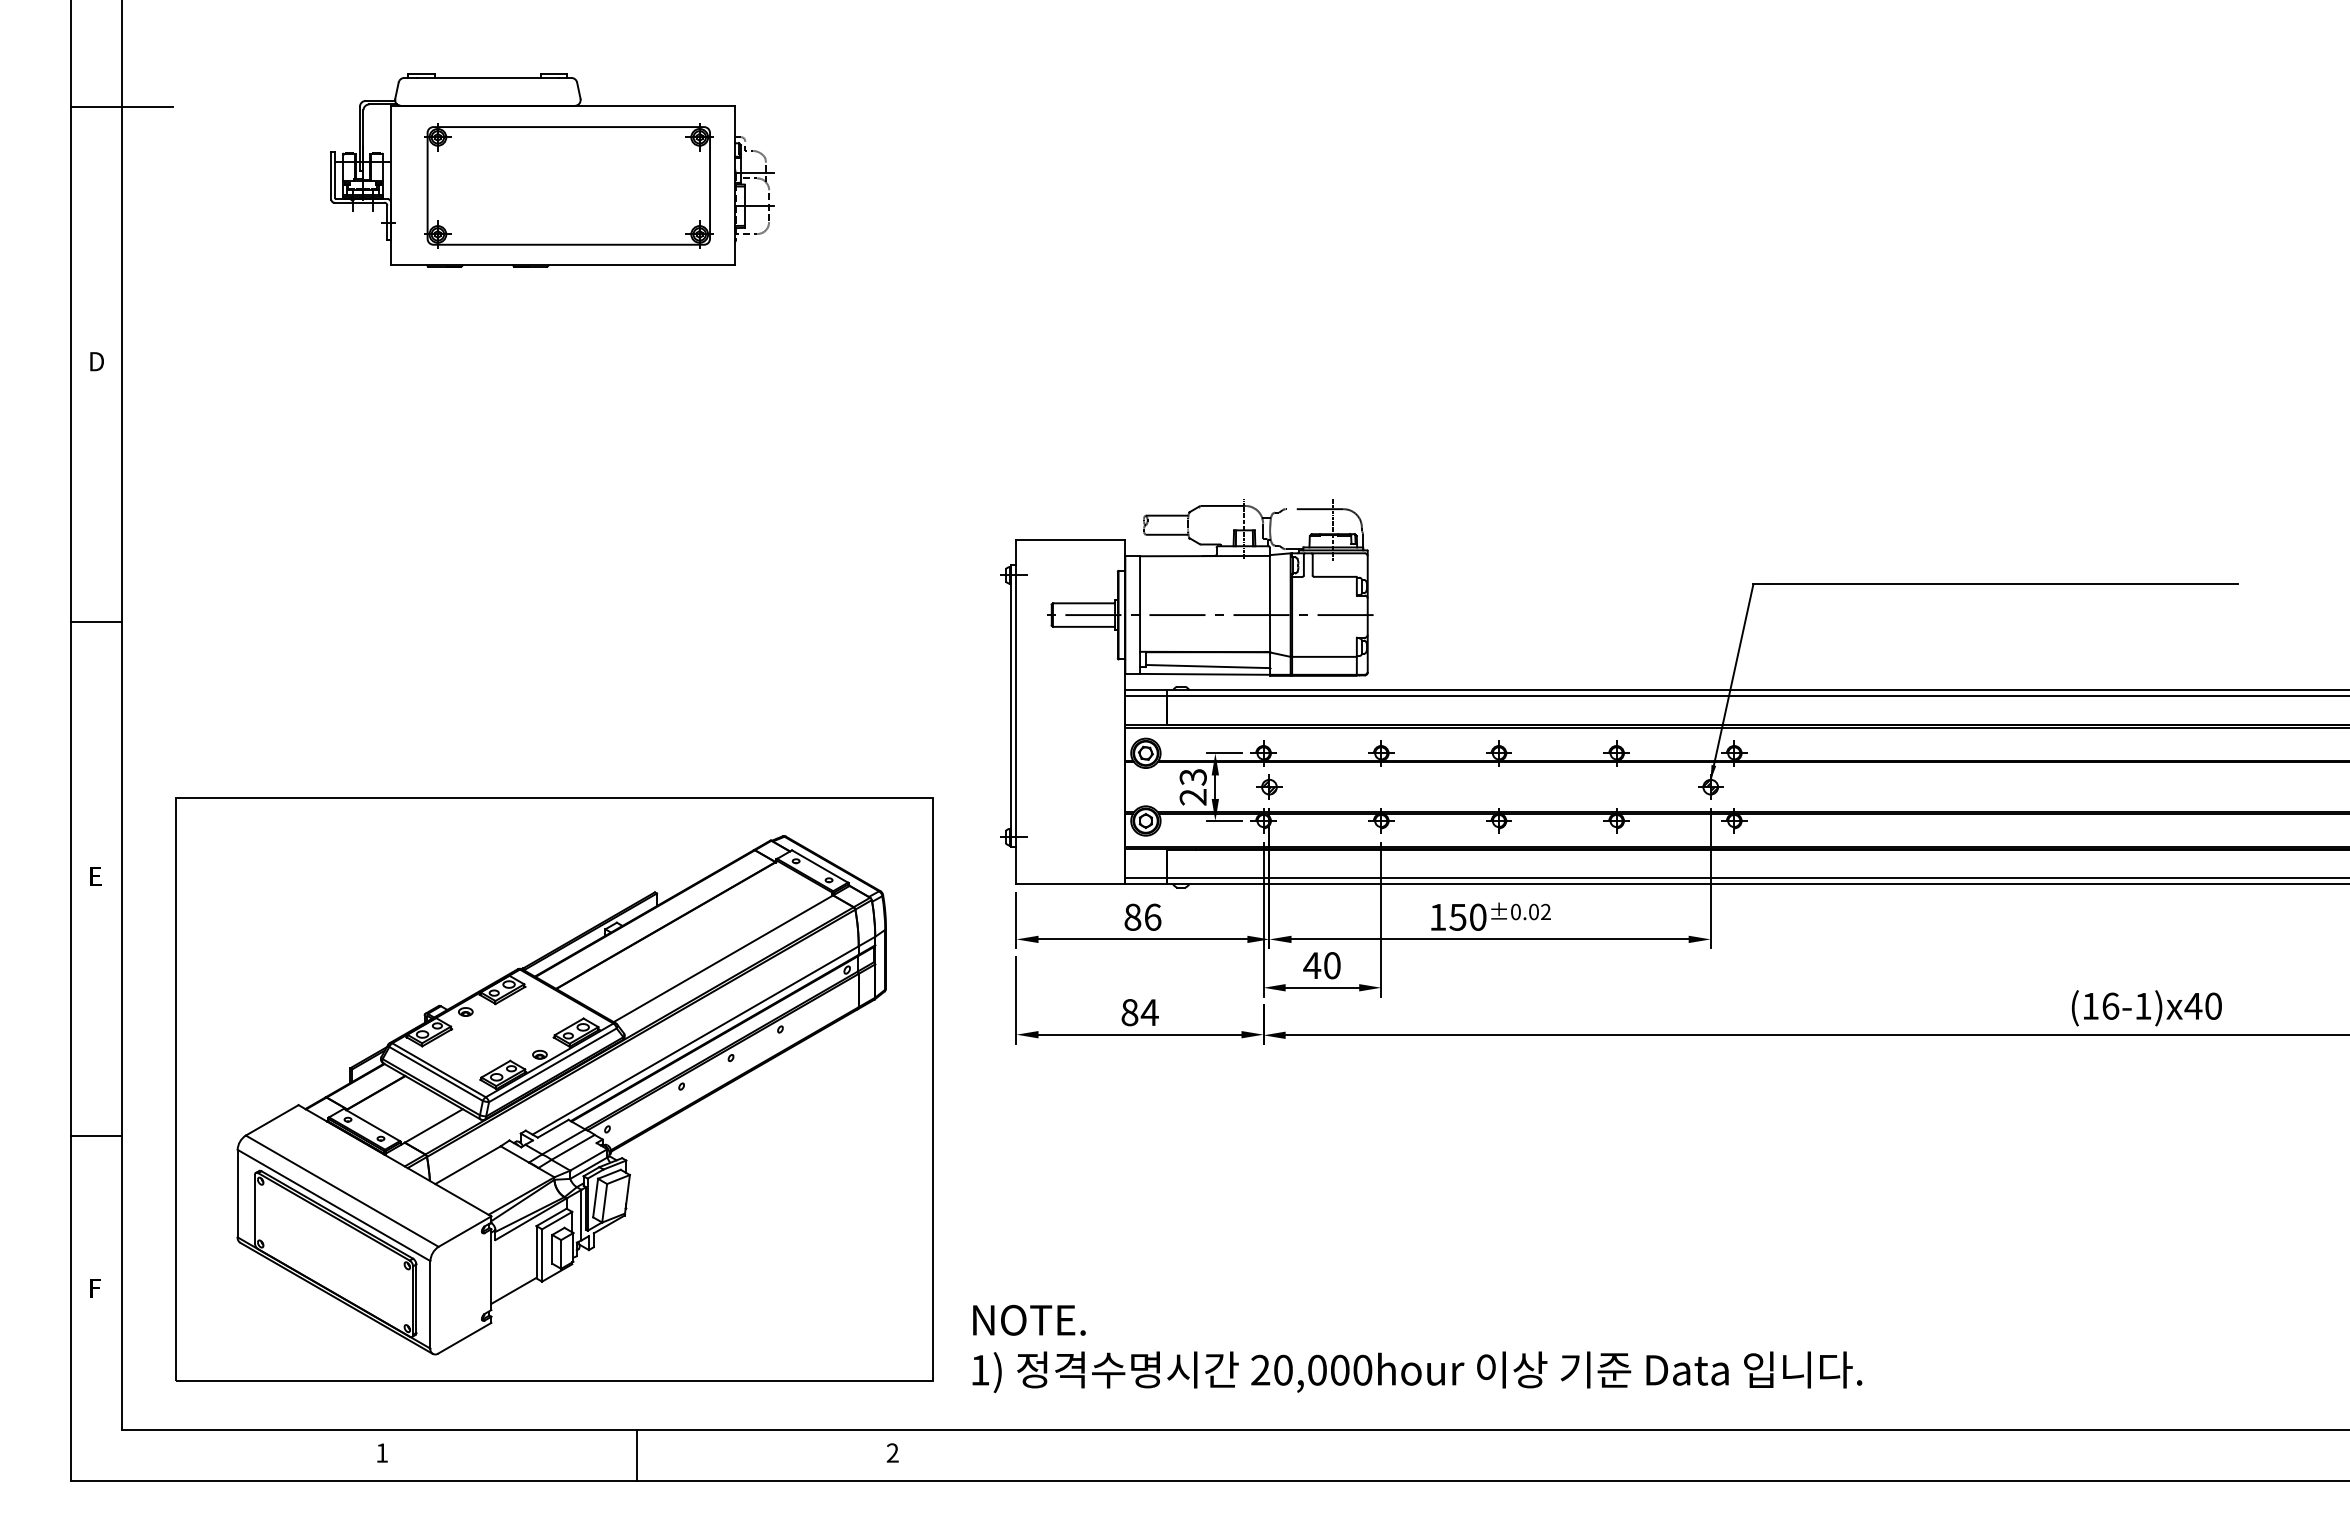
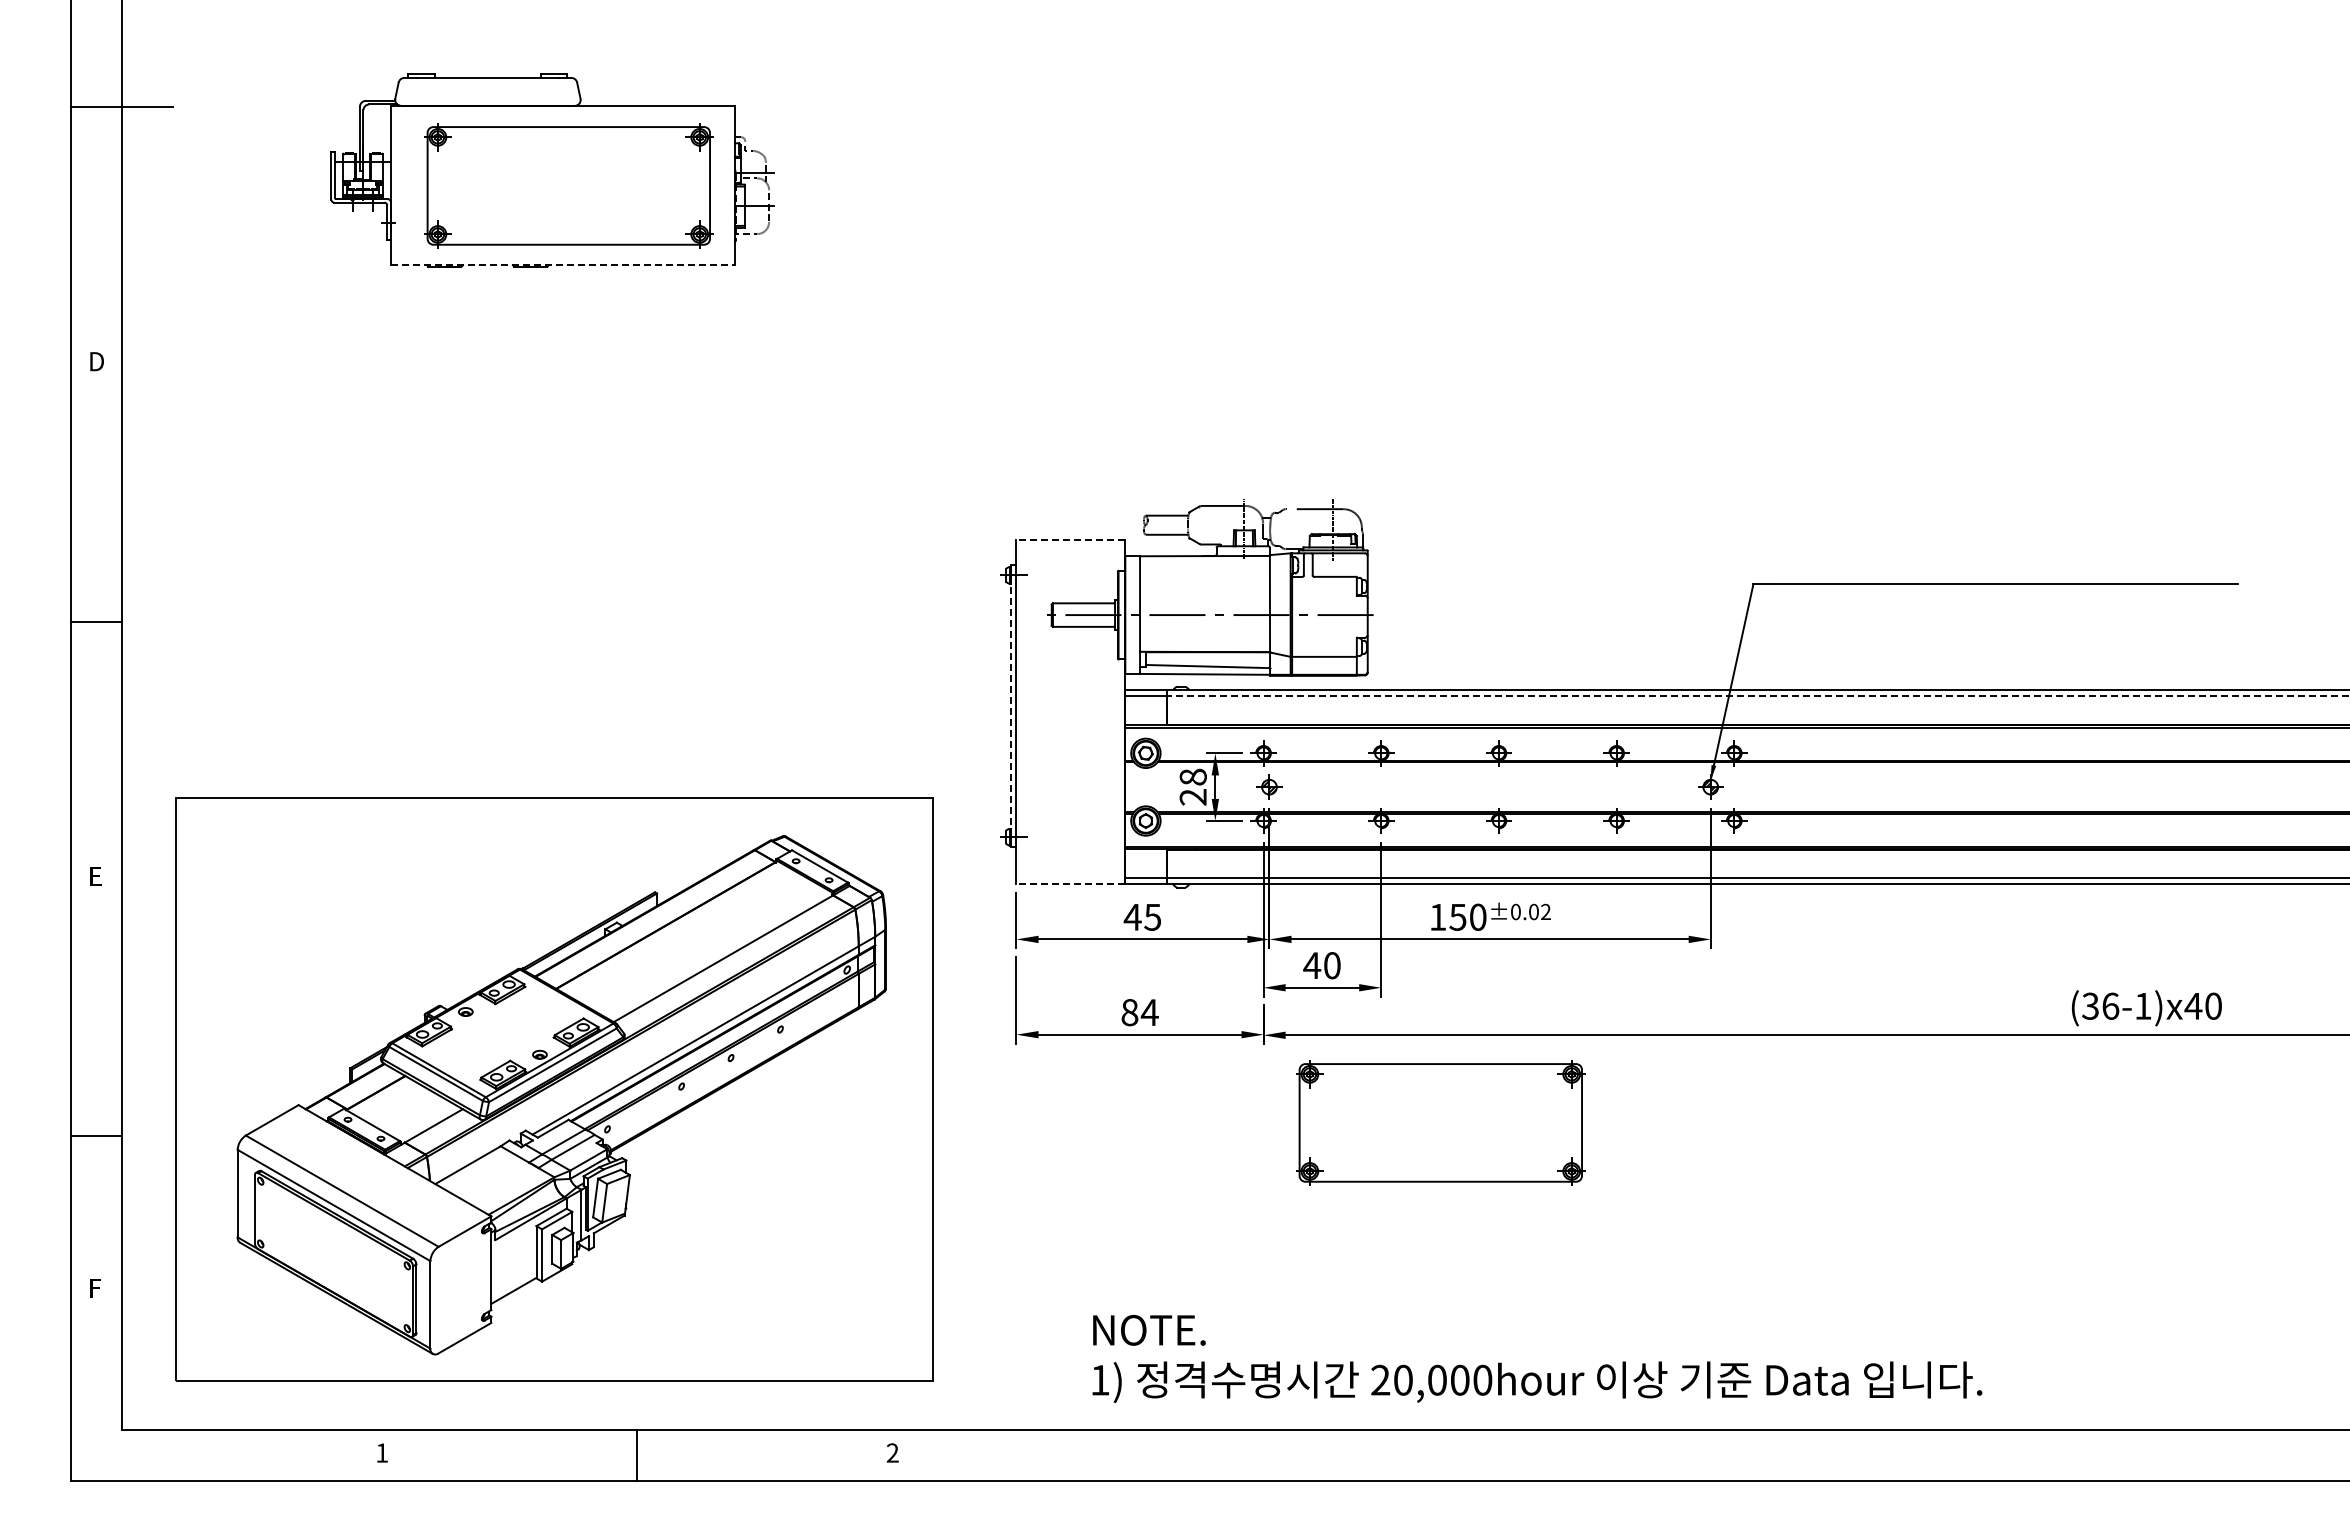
line: solid -> dashed (563, 265)
line: solid -> dashed (1070, 540)
line: solid -> dashed (1757, 695)
line: solid -> dashed (1010, 706)
text: 23 -> 28 (1192, 776)
line: solid -> dashed (1070, 884)
text: 86 -> 45 (1142, 916)
text: (16-1)x40 -> (36-1)x40 (2090, 1005)
part: none -> present (1440, 1122)
text position: (1417, 1348) -> (1537, 1358) (1537, 1358)
